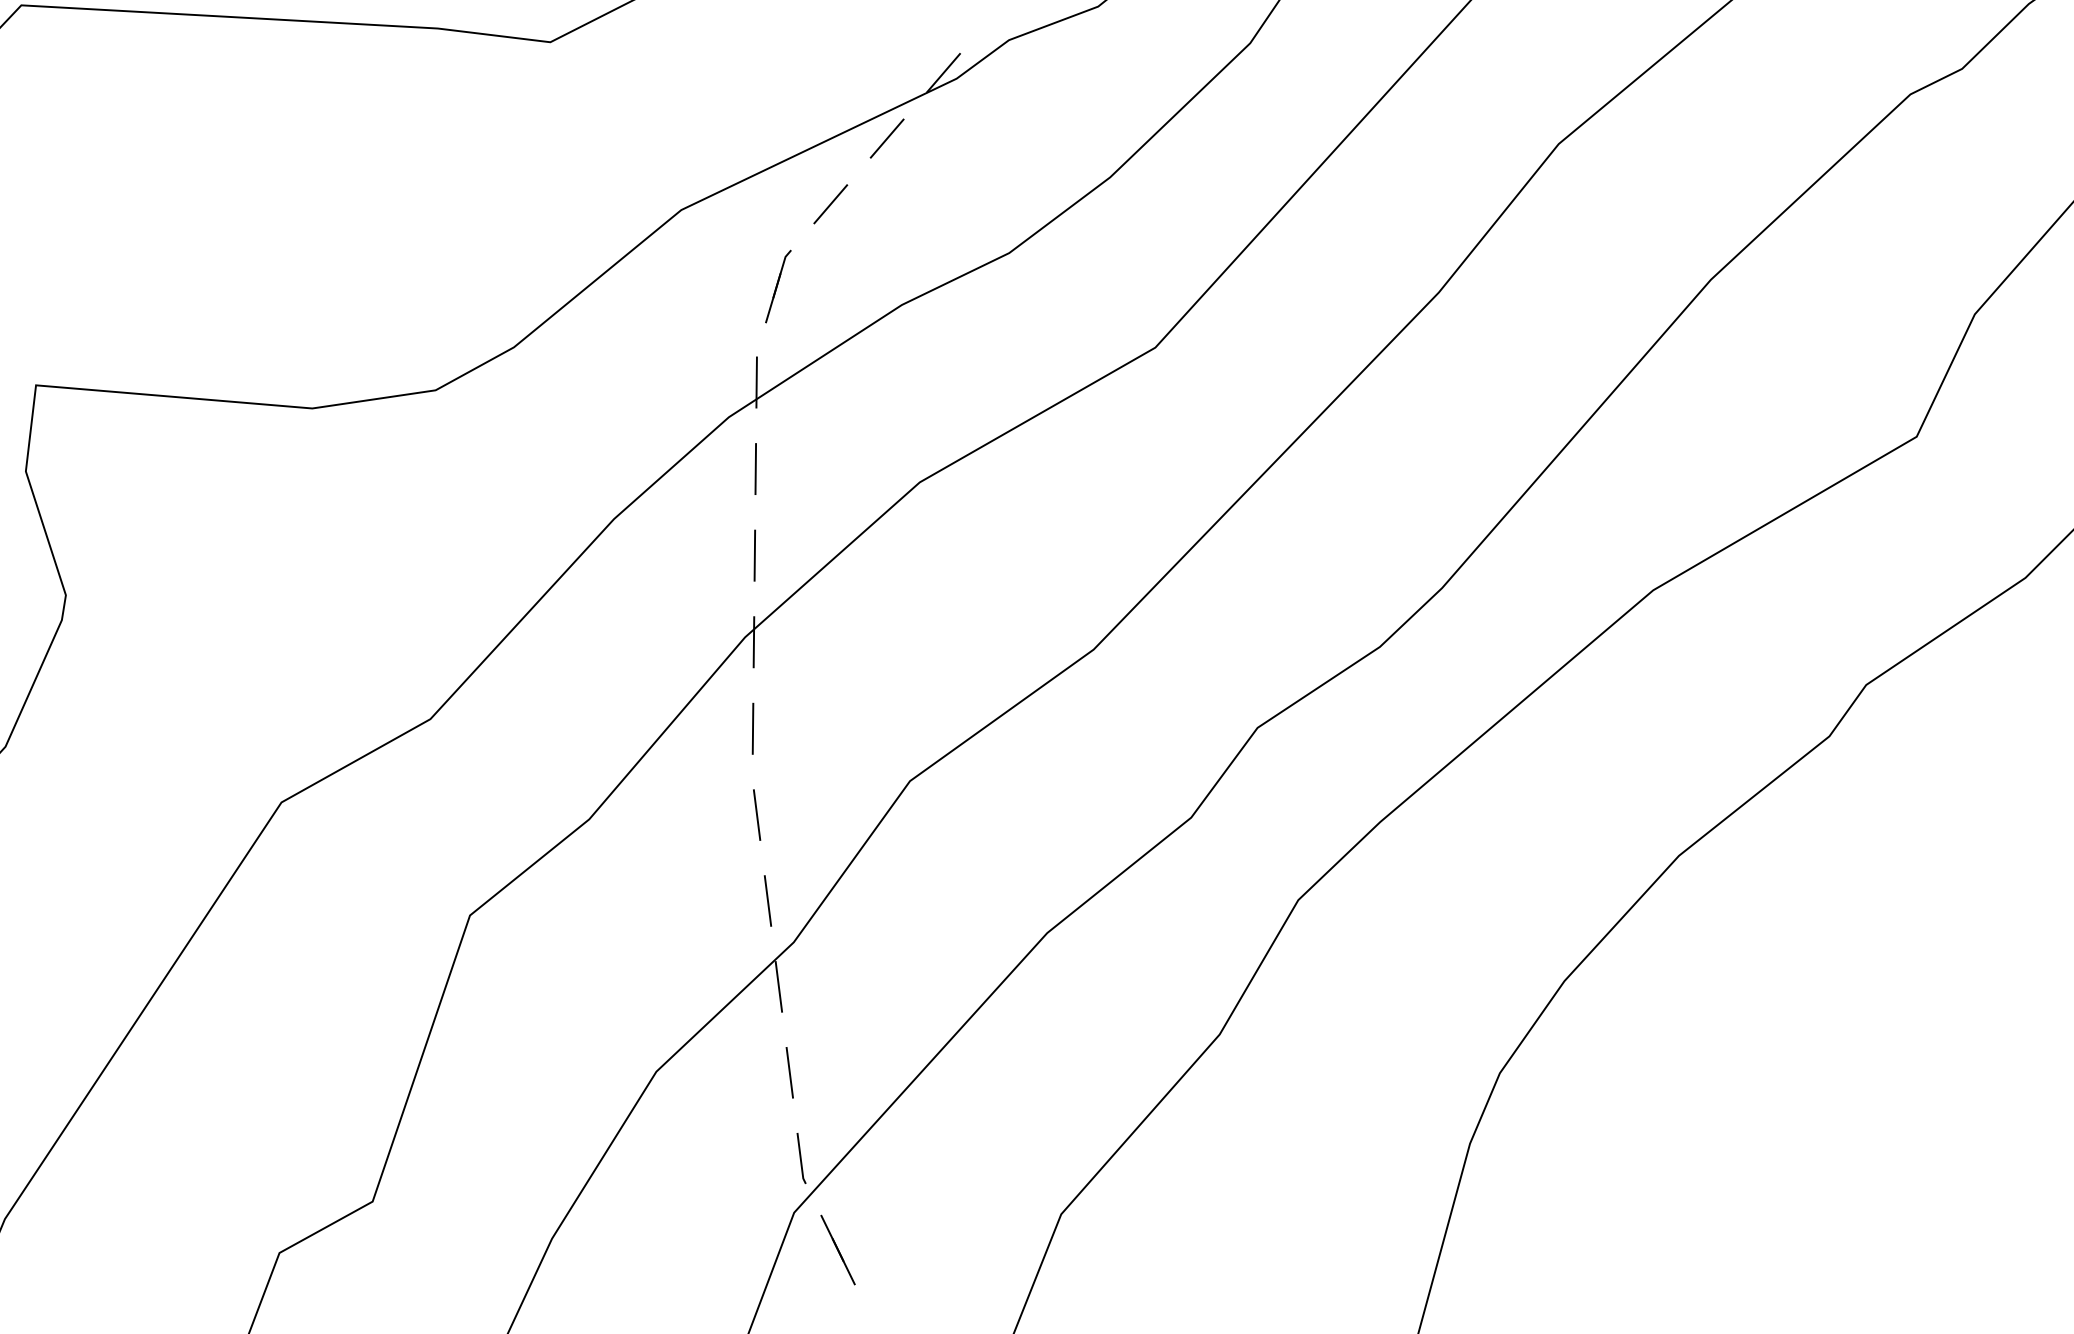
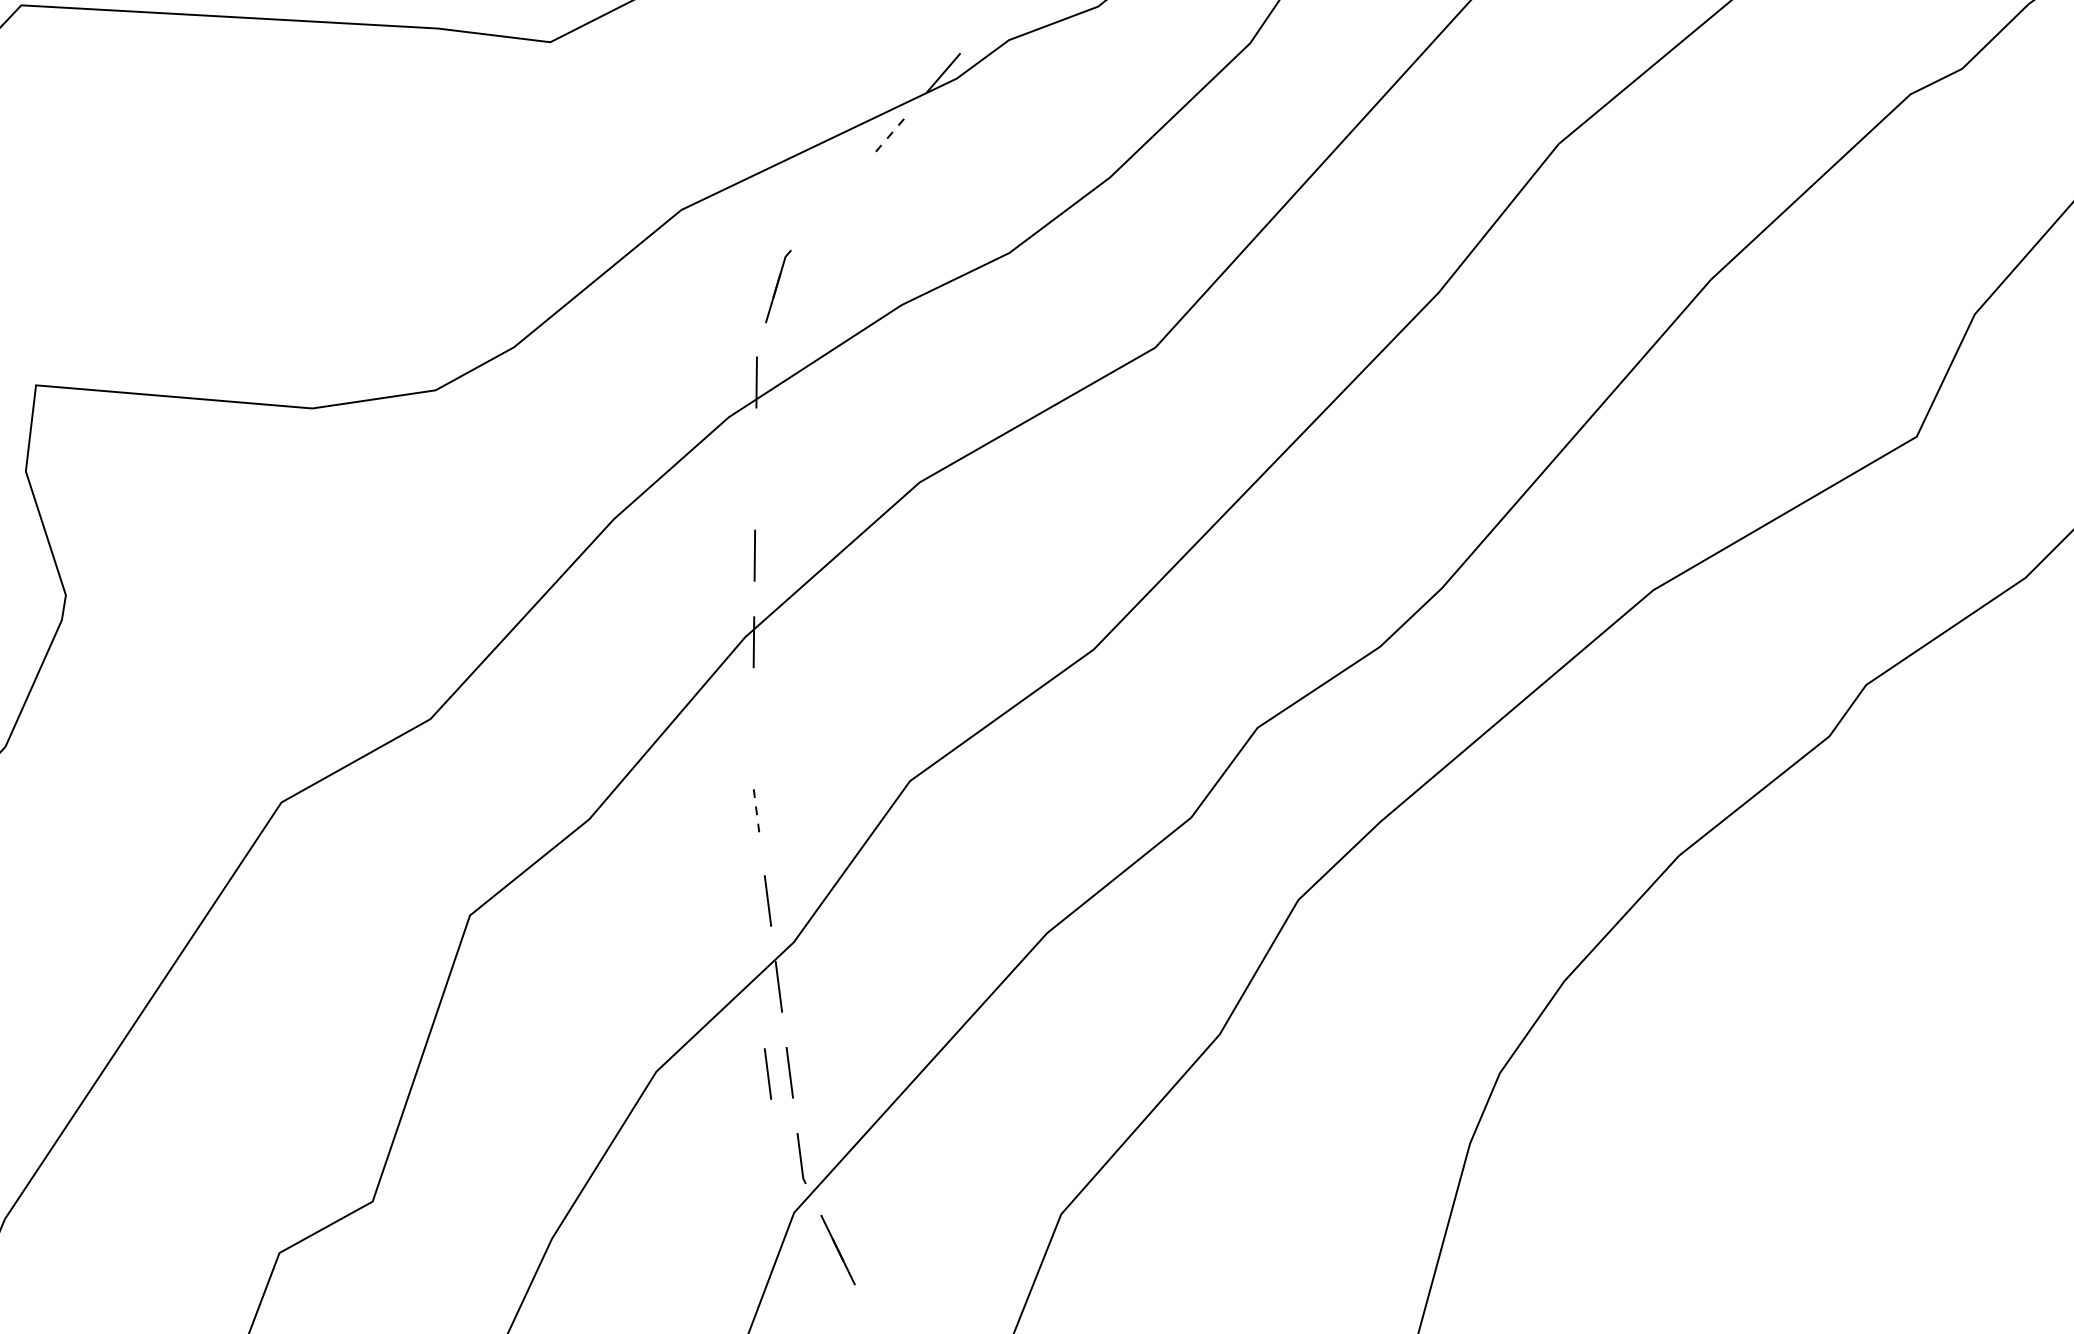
line: solid -> dashed (887, 138)
line: present -> none (830, 204)
line: present -> none (755, 468)
line: present -> none (752, 728)
line: solid -> dashed (757, 815)
line: none -> present (767, 1073)
